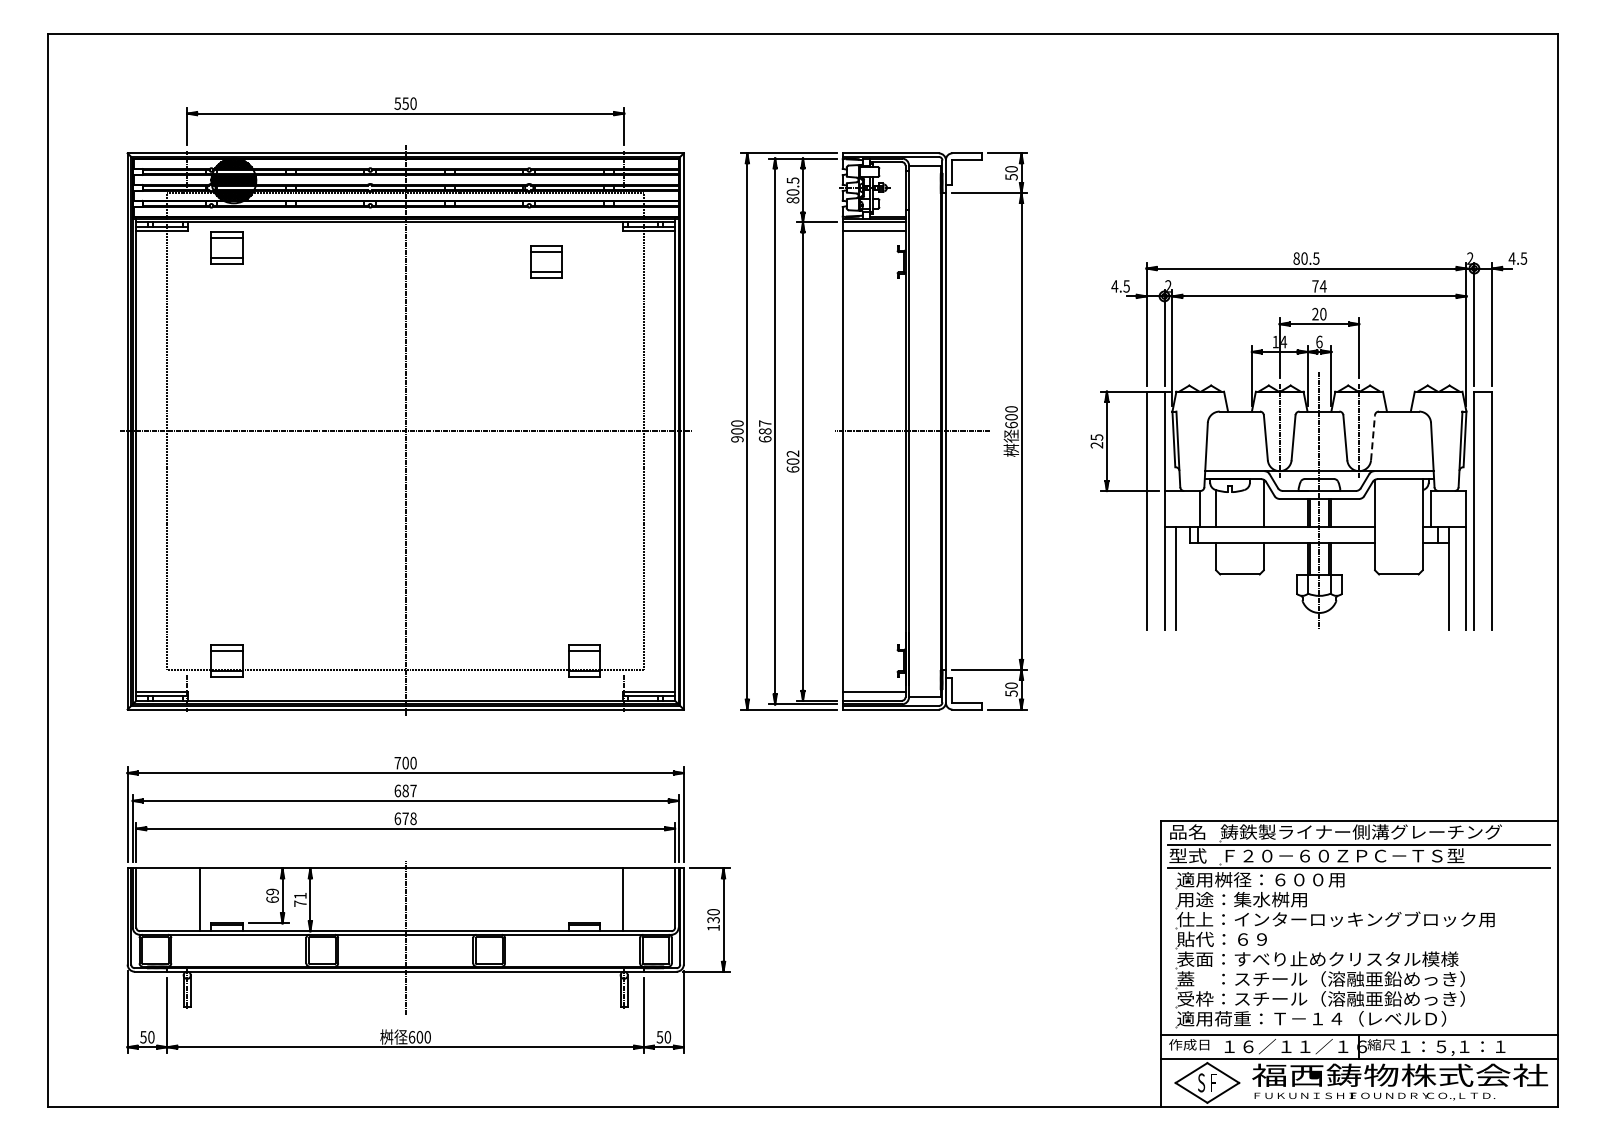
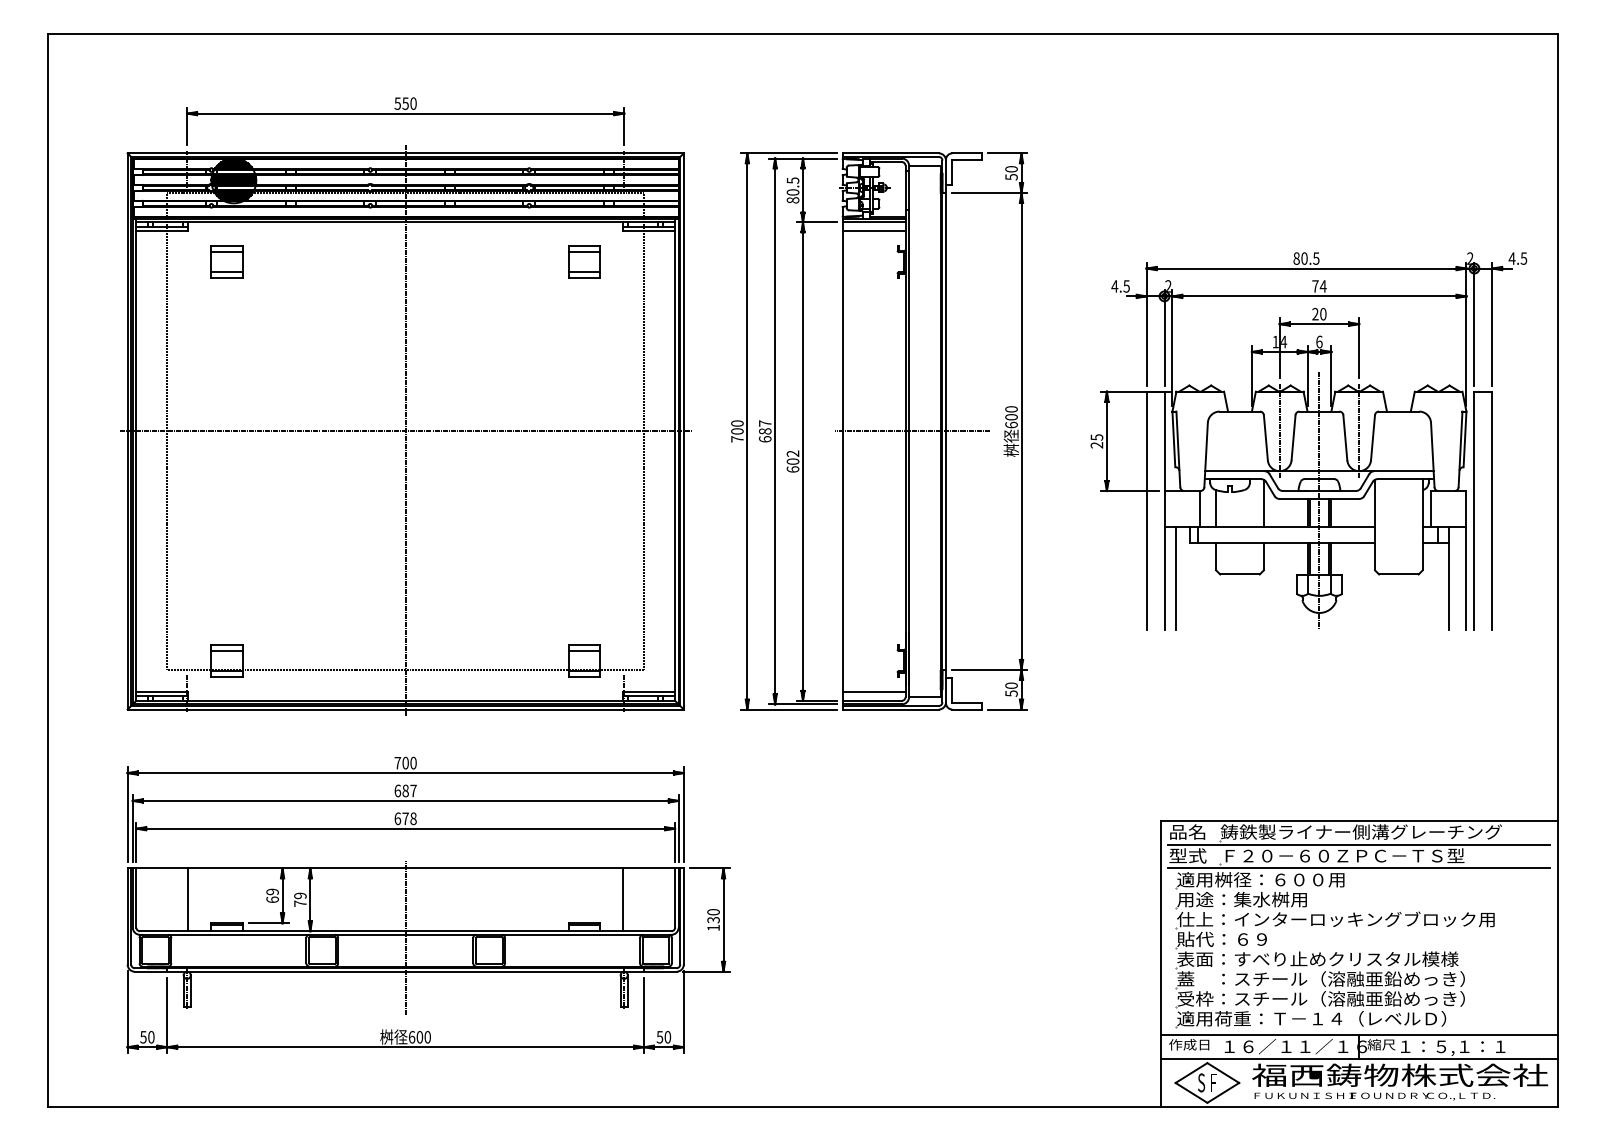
part position: (226, 247) -> (226, 261) (226, 261)
part position: (546, 261) -> (584, 261) (584, 261)
line: dashed -> solid (1373, 437)
text: 900 -> 700 (737, 439)
text: 71 -> 79 (300, 895)
line position: (200, 899) -> (188, 899) (188, 899)
